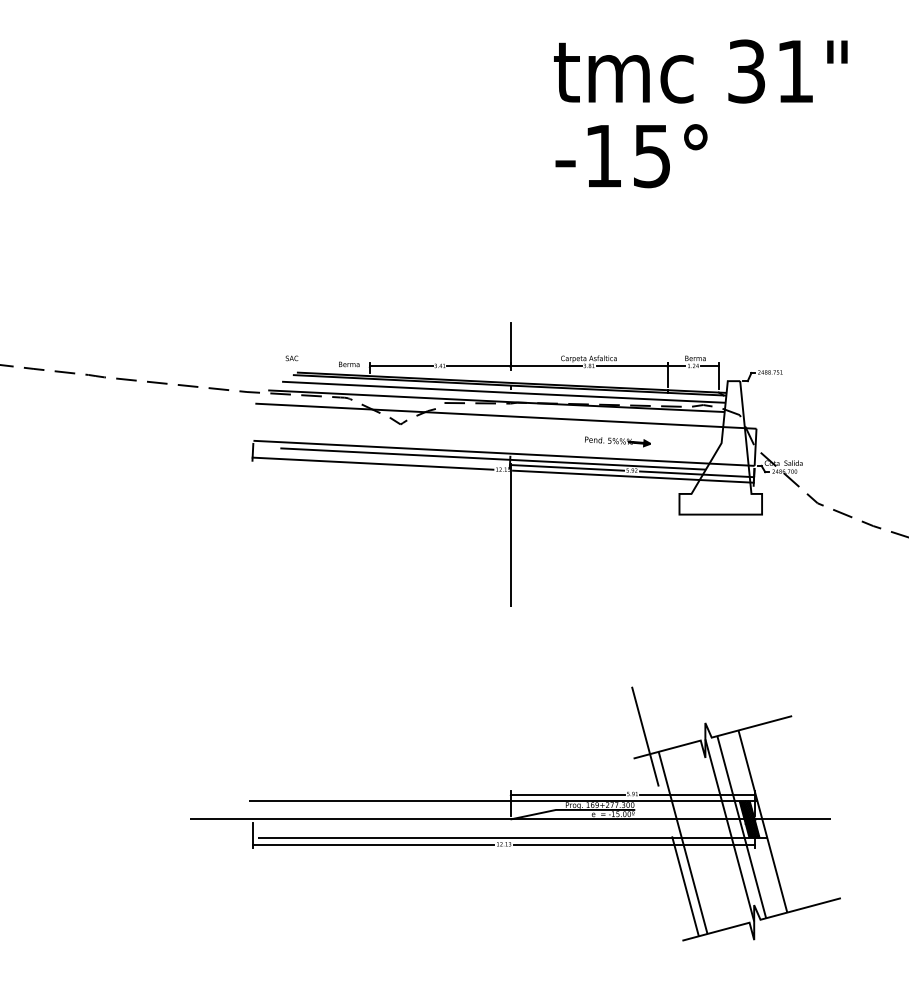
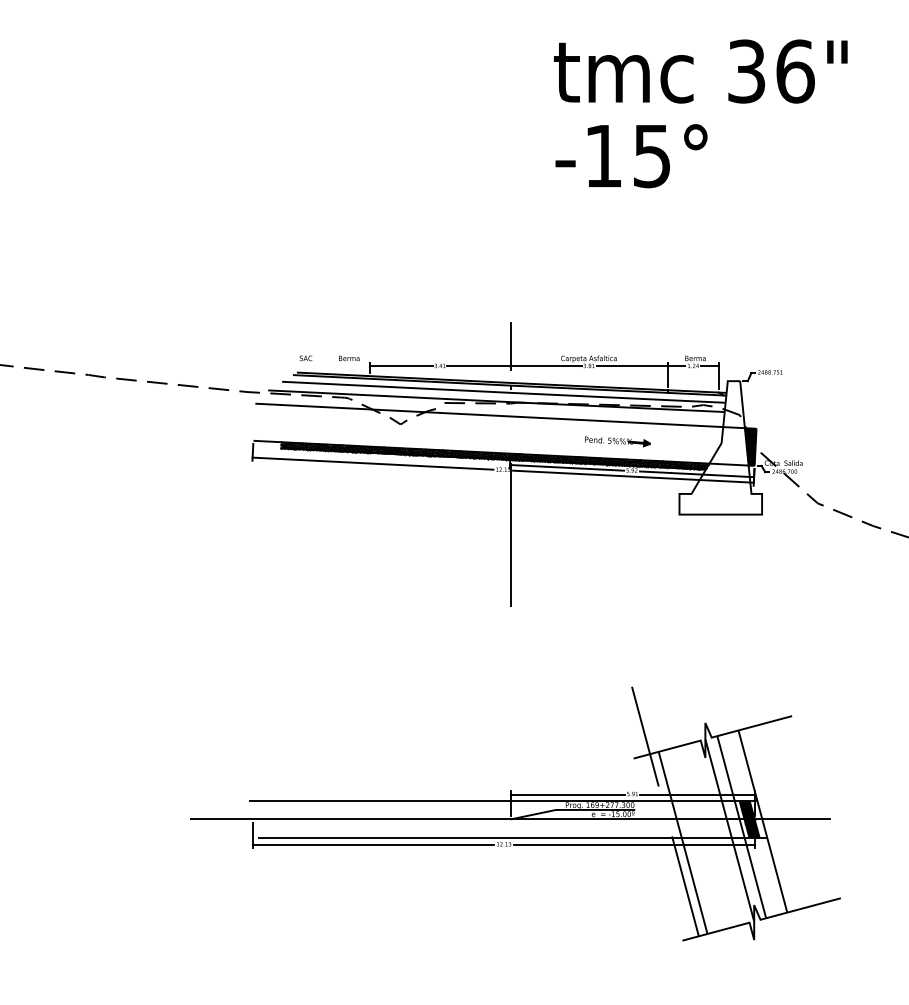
text: 31" -> 36" (795, 71)
text position: (291, 358) -> (305, 358) (305, 358)
text position: (349, 364) -> (349, 358) (349, 358)
hatch: none -> present (750, 446)
hatch: none -> present (494, 455)
